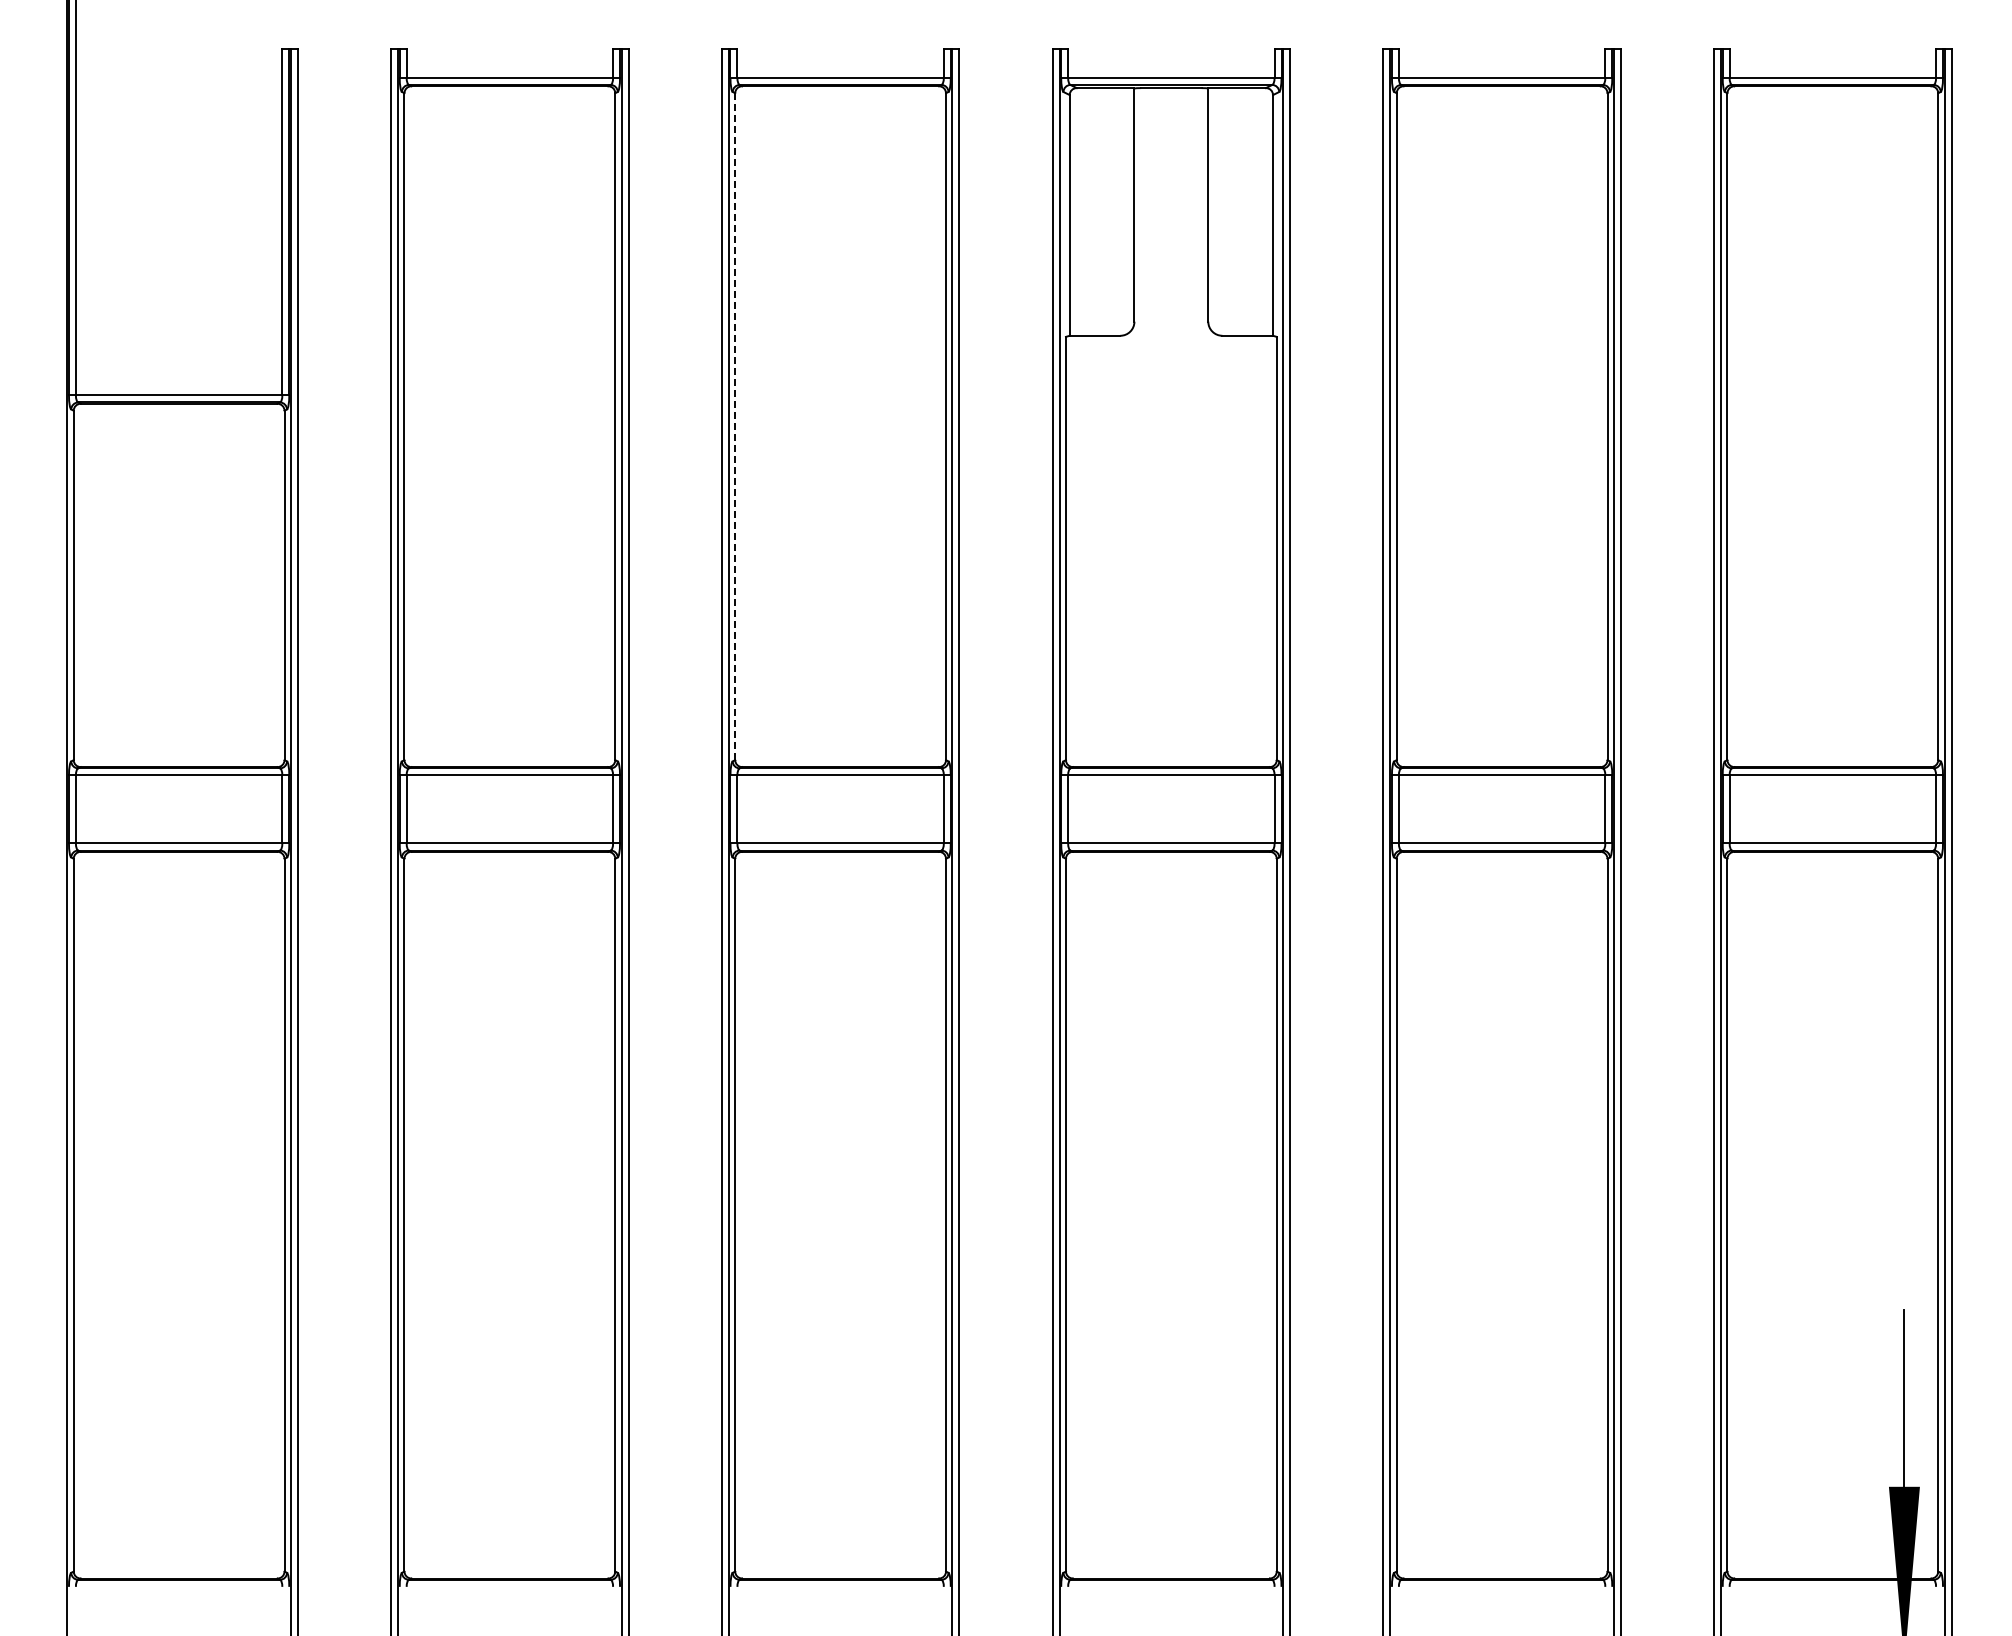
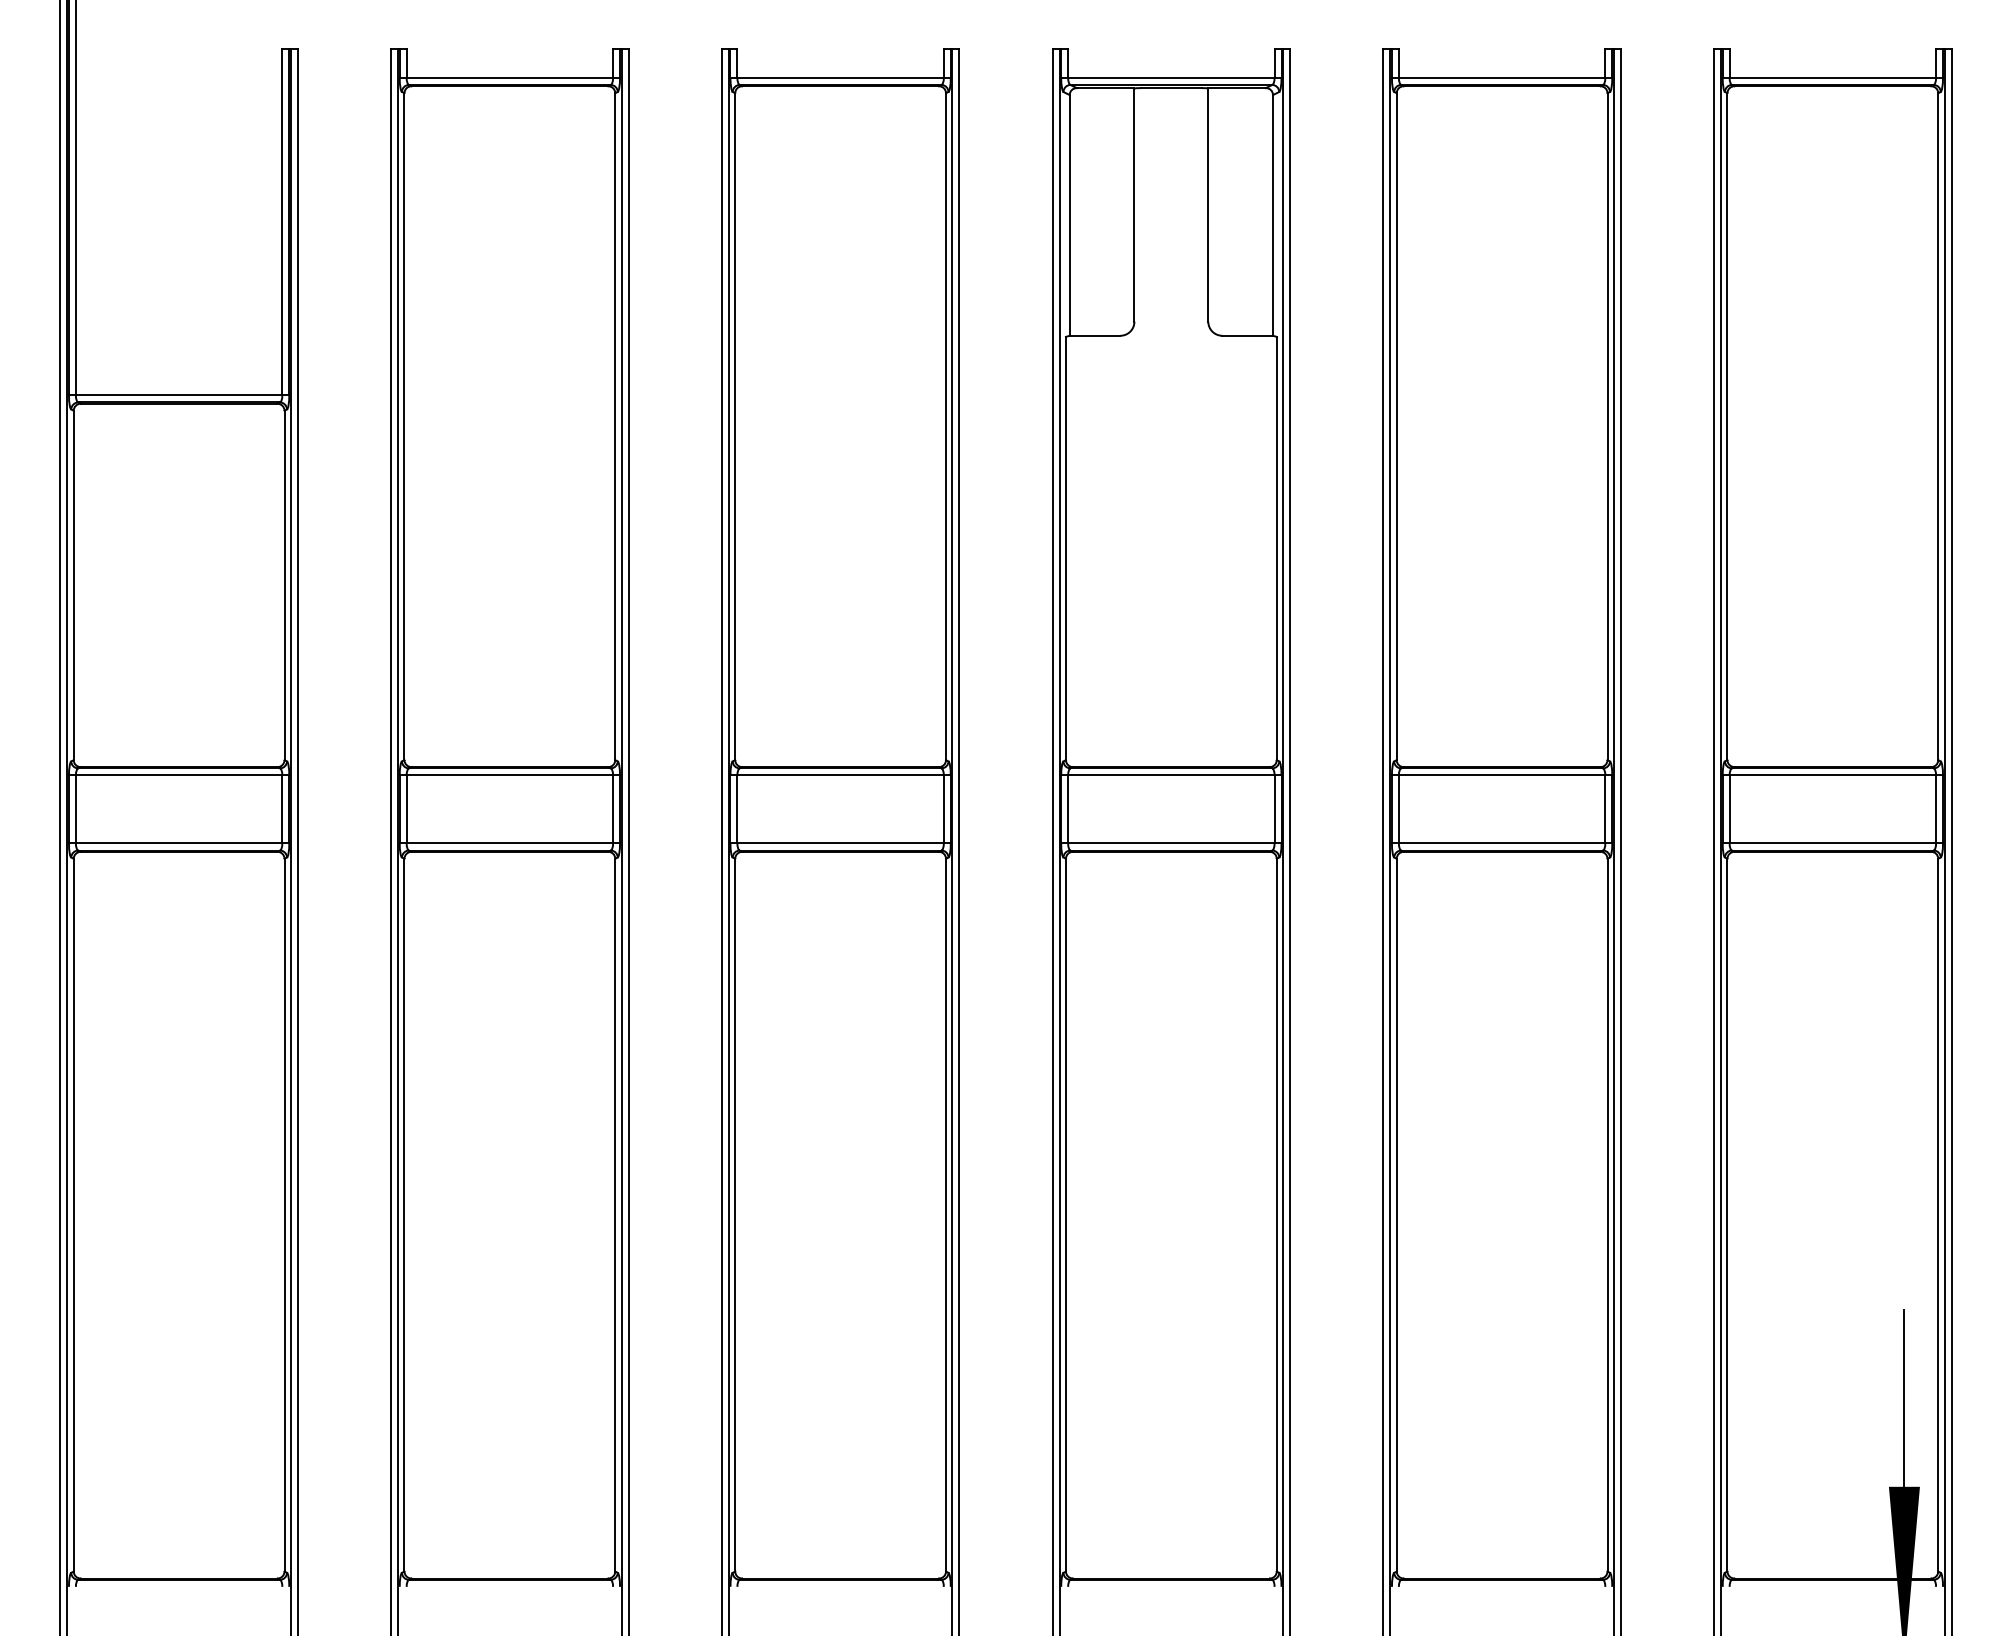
line: dashed -> solid (735, 427)
line: none -> present (60, 817)
